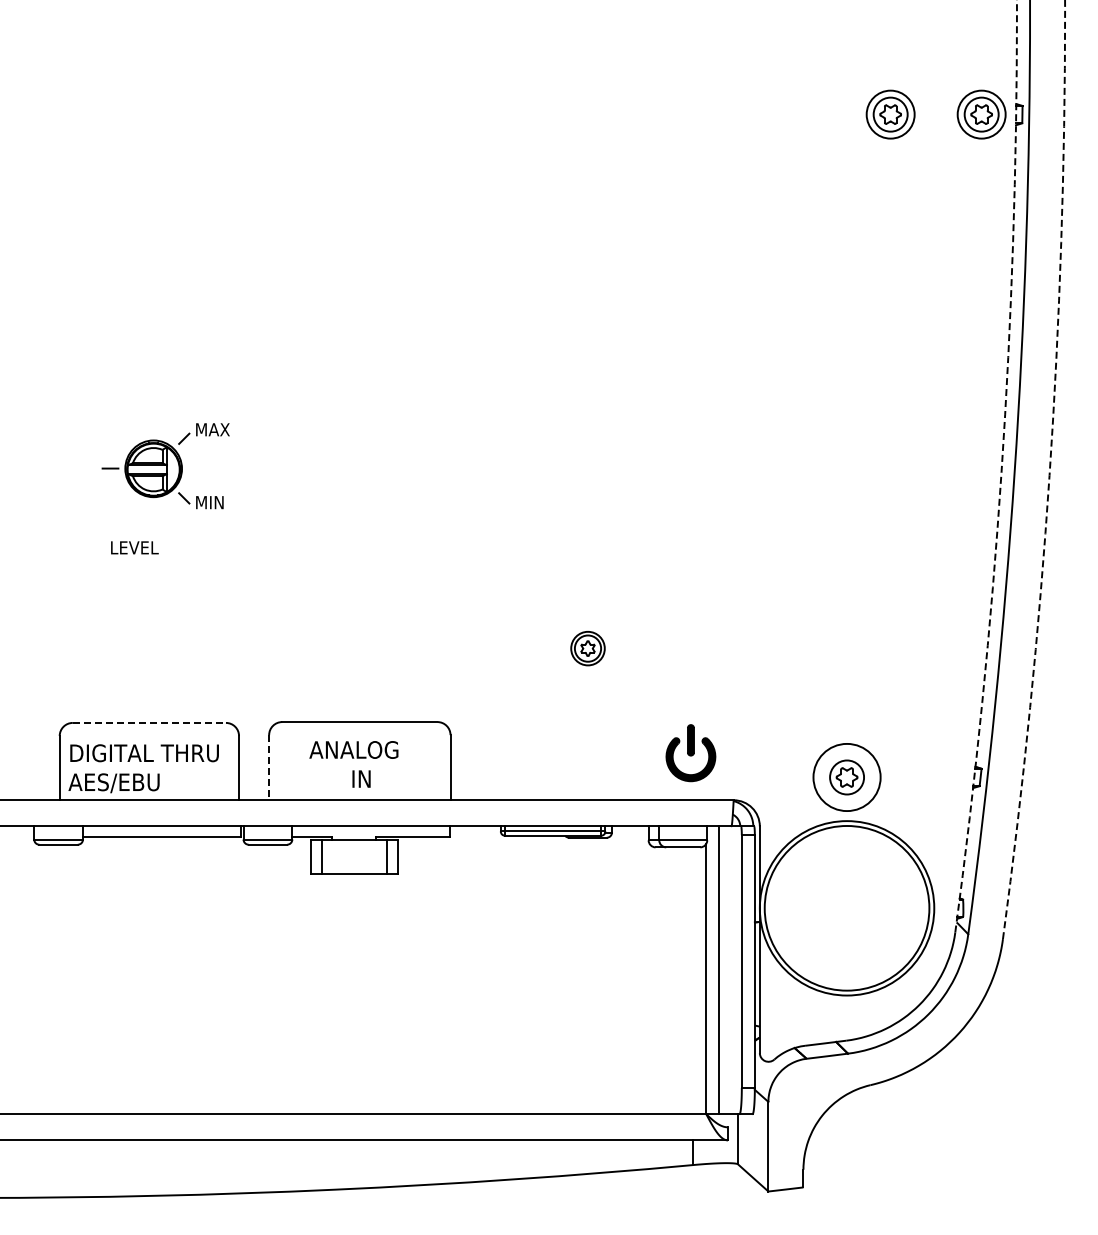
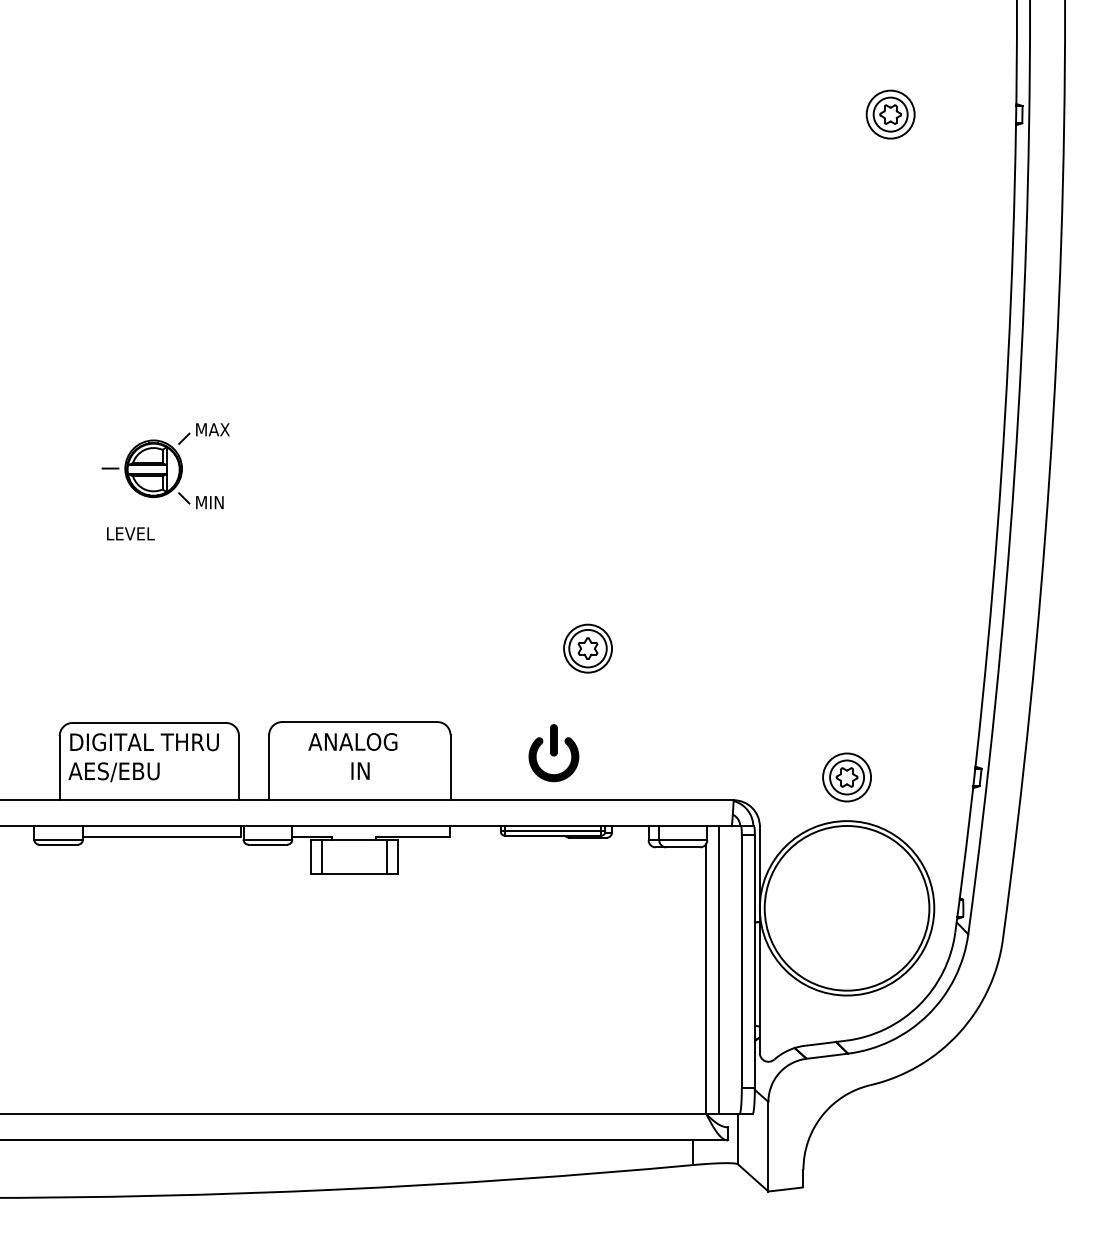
part: present -> none (981, 114)
arc: dashed -> solid (1001, 466)
arc: dashed -> solid (1049, 470)
text position: (134, 547) -> (130, 533) (130, 533)
part size: 36x36 px -> 50x51 px (587, 648)
line: dashed -> solid (149, 722)
part position: (690, 753) -> (553, 753) (553, 753)
text position: (353, 764) -> (352, 756) (352, 756)
text position: (143, 768) -> (143, 757) (143, 757)
line: dashed -> solid (269, 768)
circle diameter: 67 px -> 48 px (847, 777)
